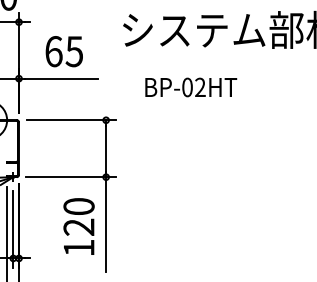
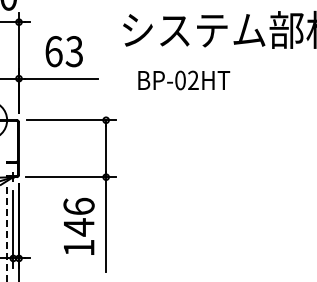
text: 65 -> 63 (73, 51)
text position: (191, 87) -> (184, 80) (184, 80)
text: 120 -> 146 (78, 216)
line: solid -> dashed (7, 234)
